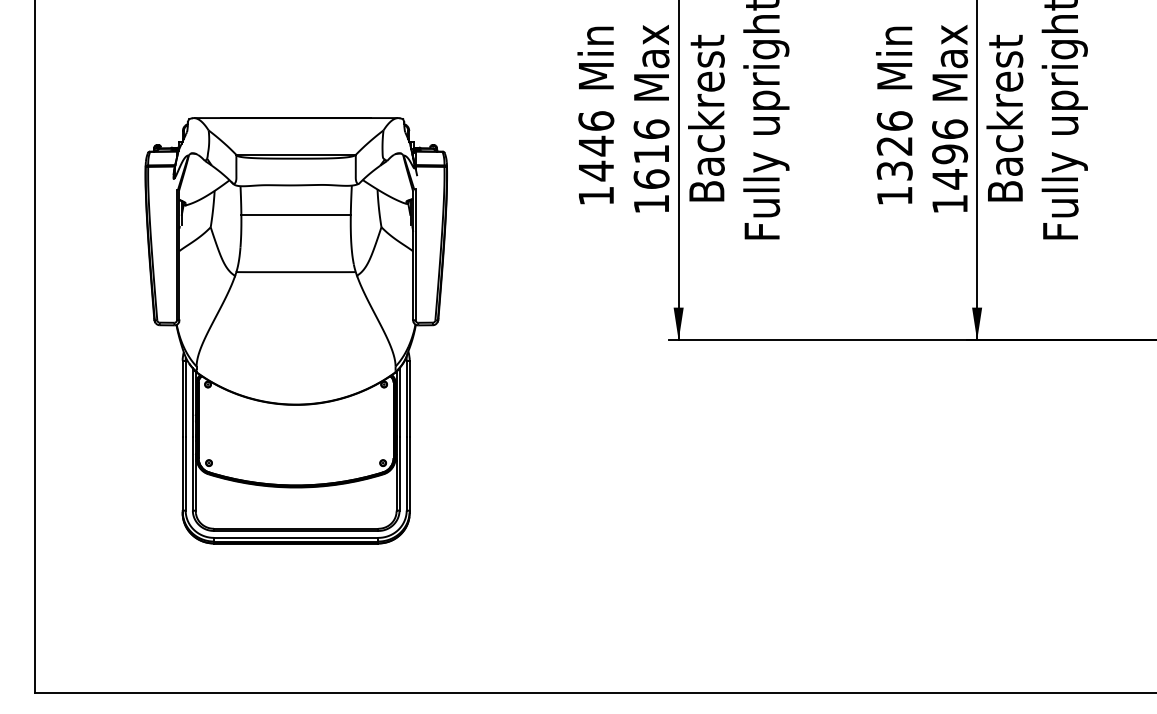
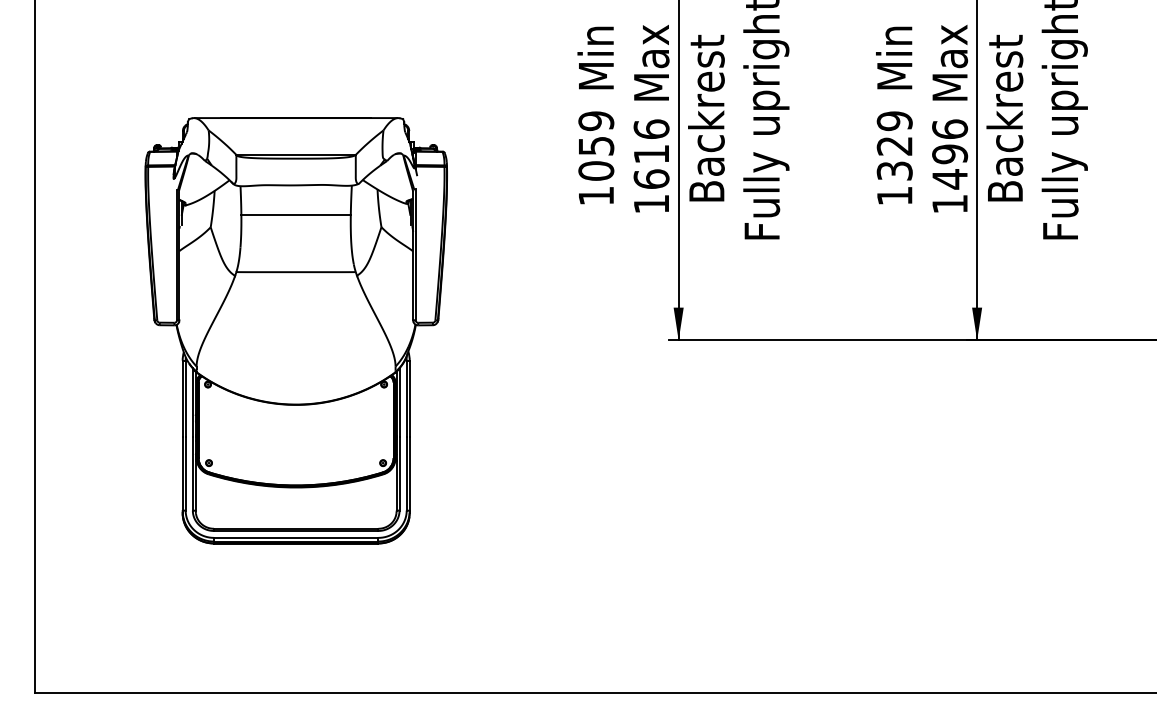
text: 1326 -> 1329 (894, 121)
text: 1446 -> 1059 (596, 146)
